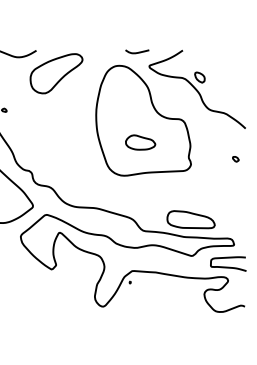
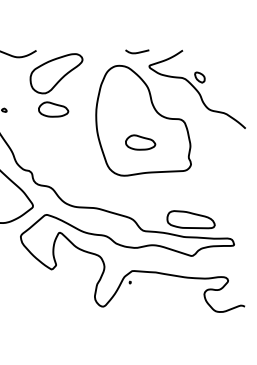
part: none -> present (53, 109)
part: present -> none (235, 159)
curve: present -> none (228, 266)
